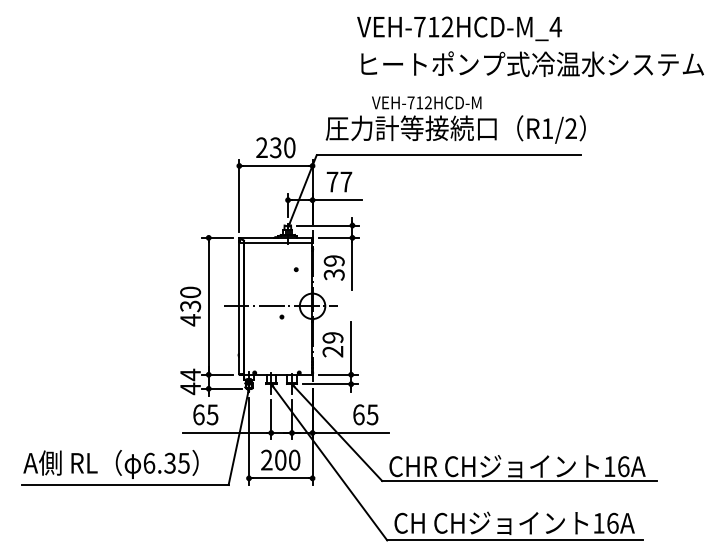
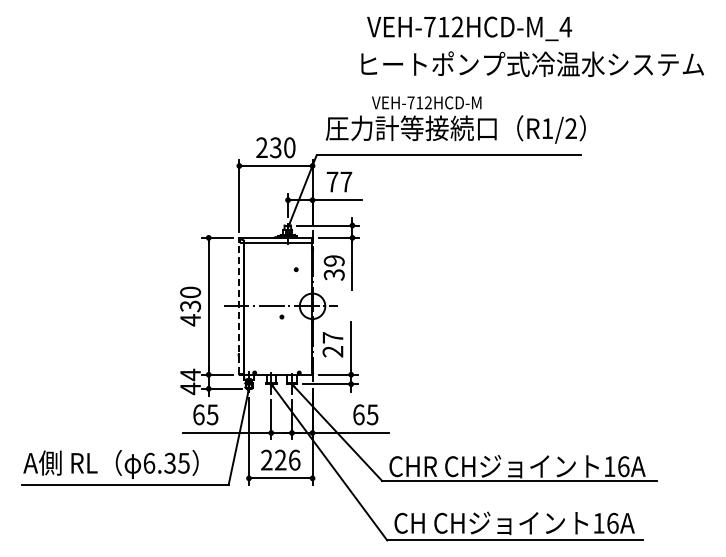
text position: (459, 28) -> (469, 28) (469, 28)
line: solid -> dashed (239, 307)
text: 29 -> 27 (332, 337)
text: 200 -> 226 (287, 459)
